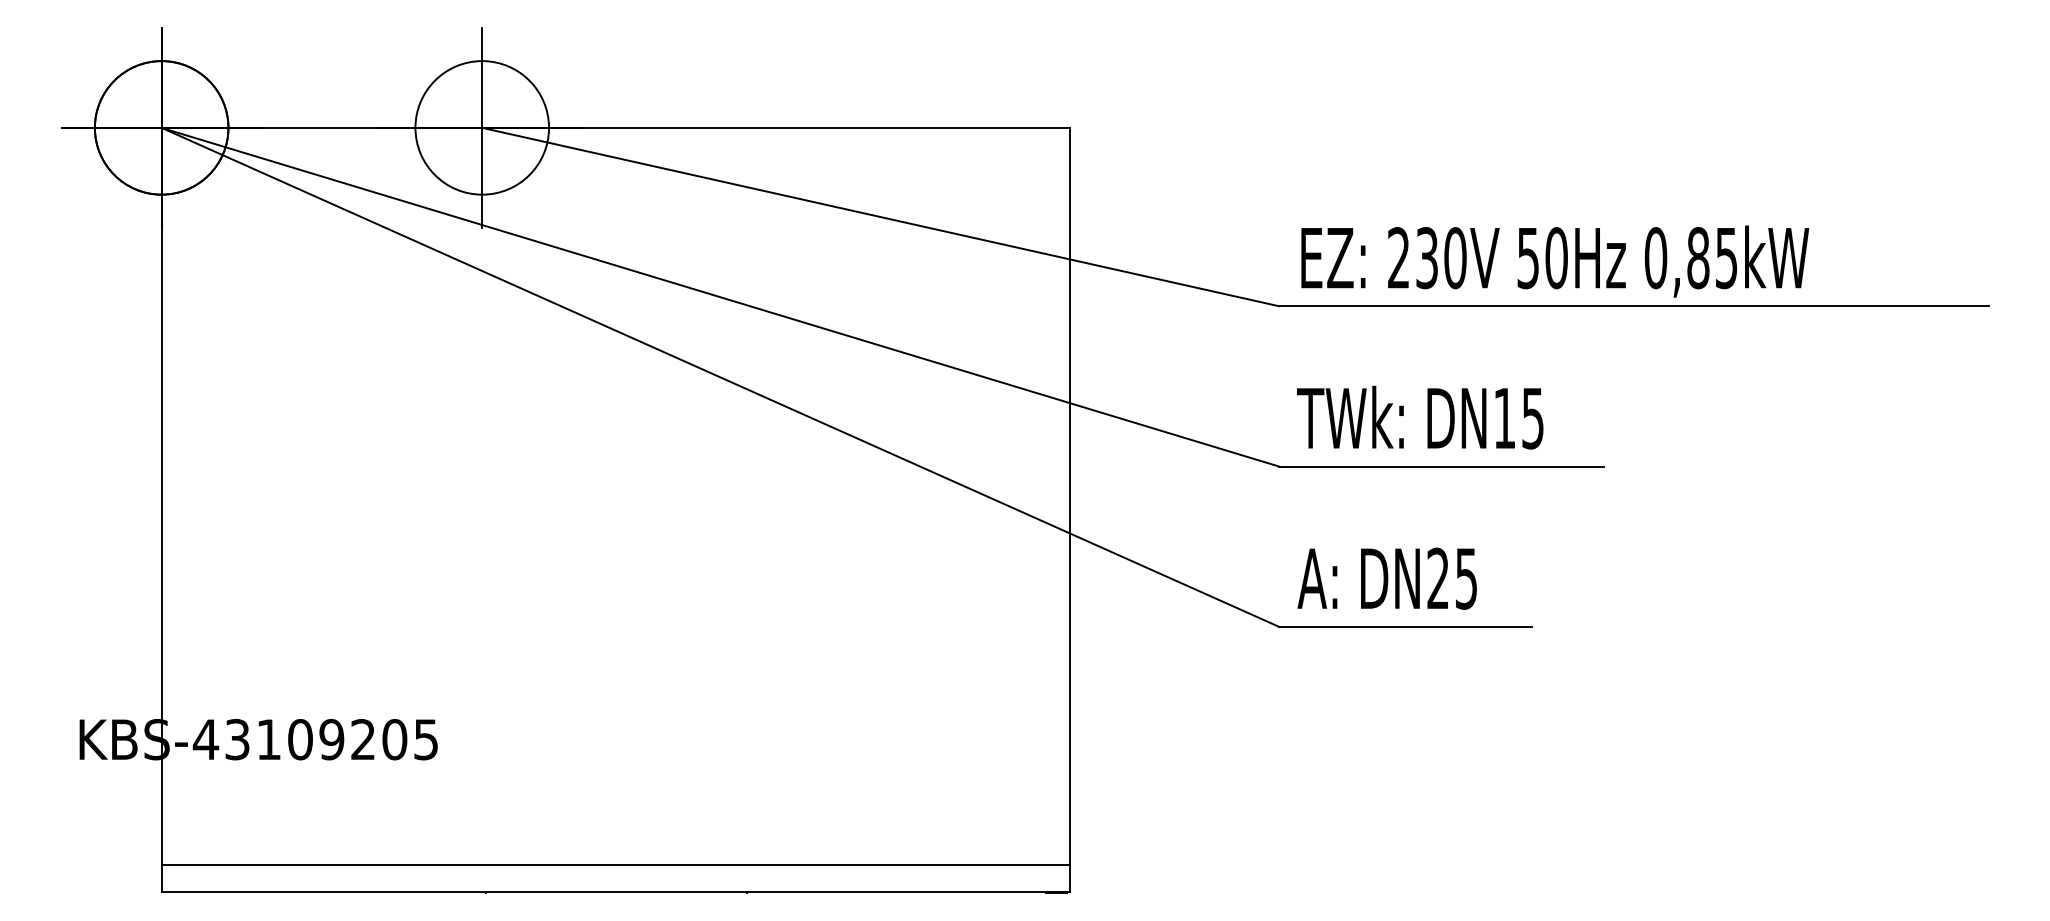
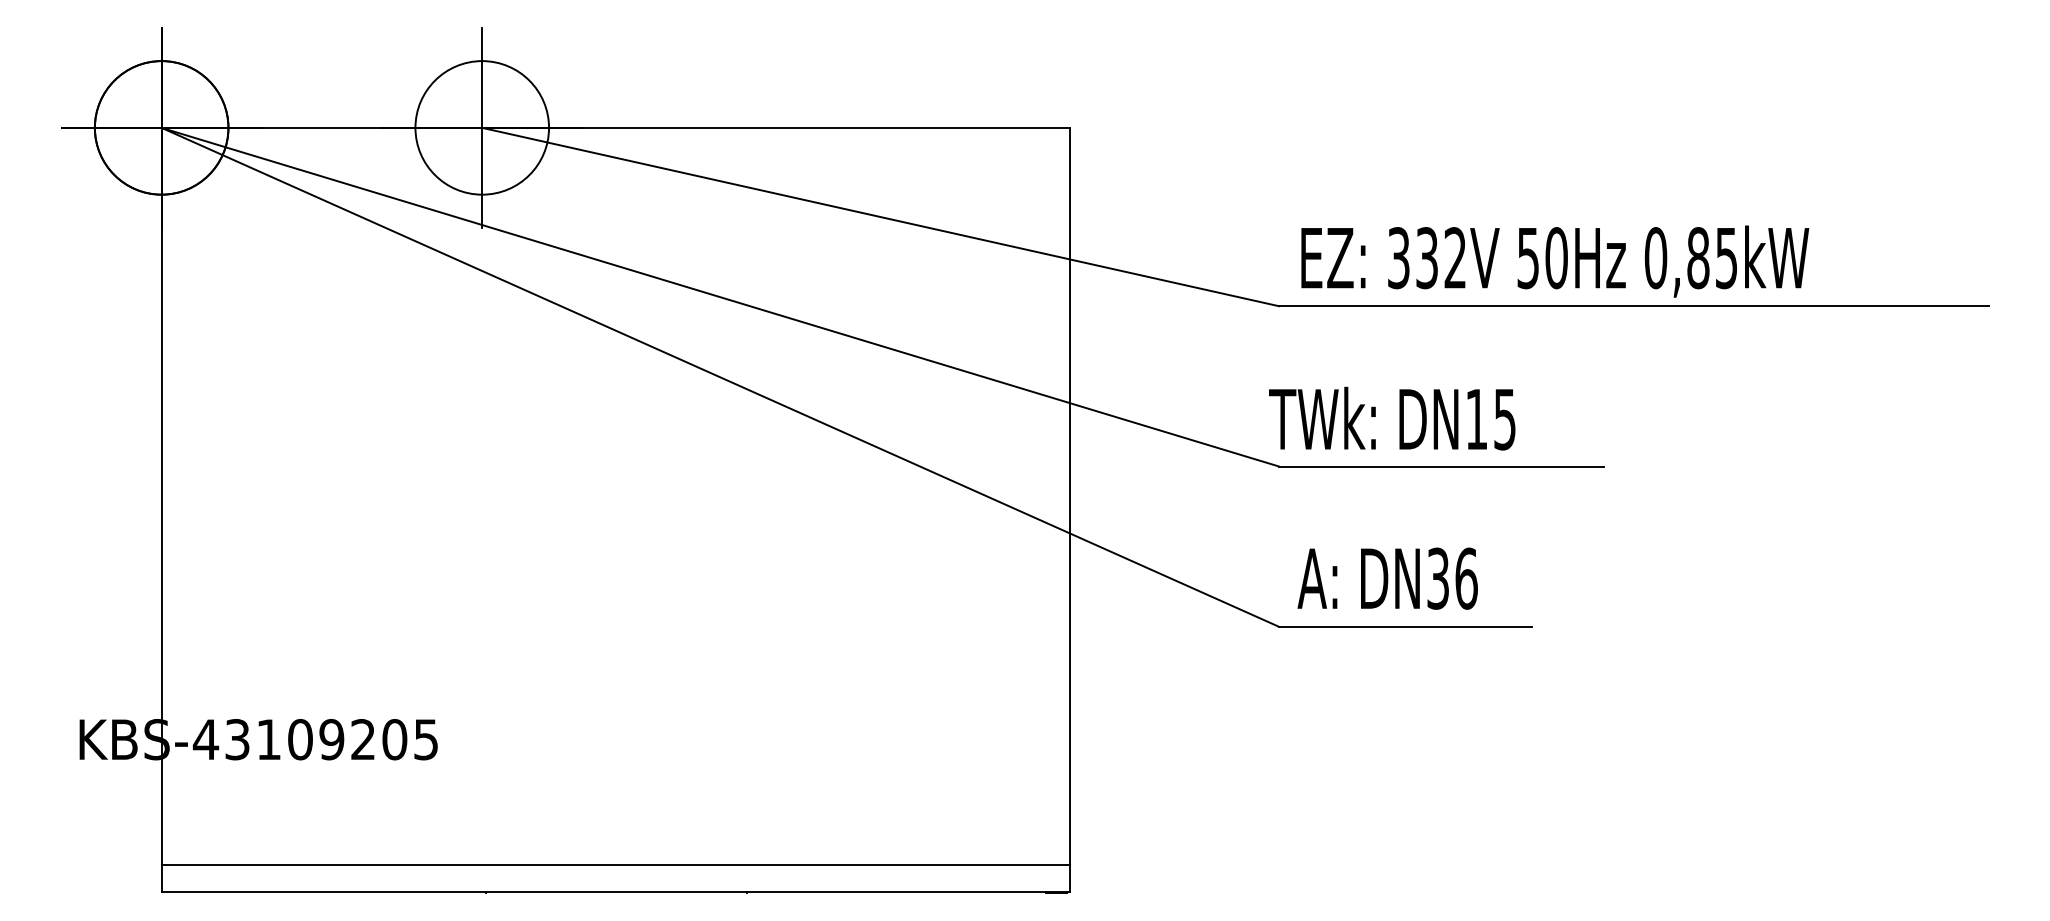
text: 230V -> 332V (1427, 258)
text position: (1420, 417) -> (1392, 418) (1392, 418)
text: DN25 -> DN36 (1452, 578)
